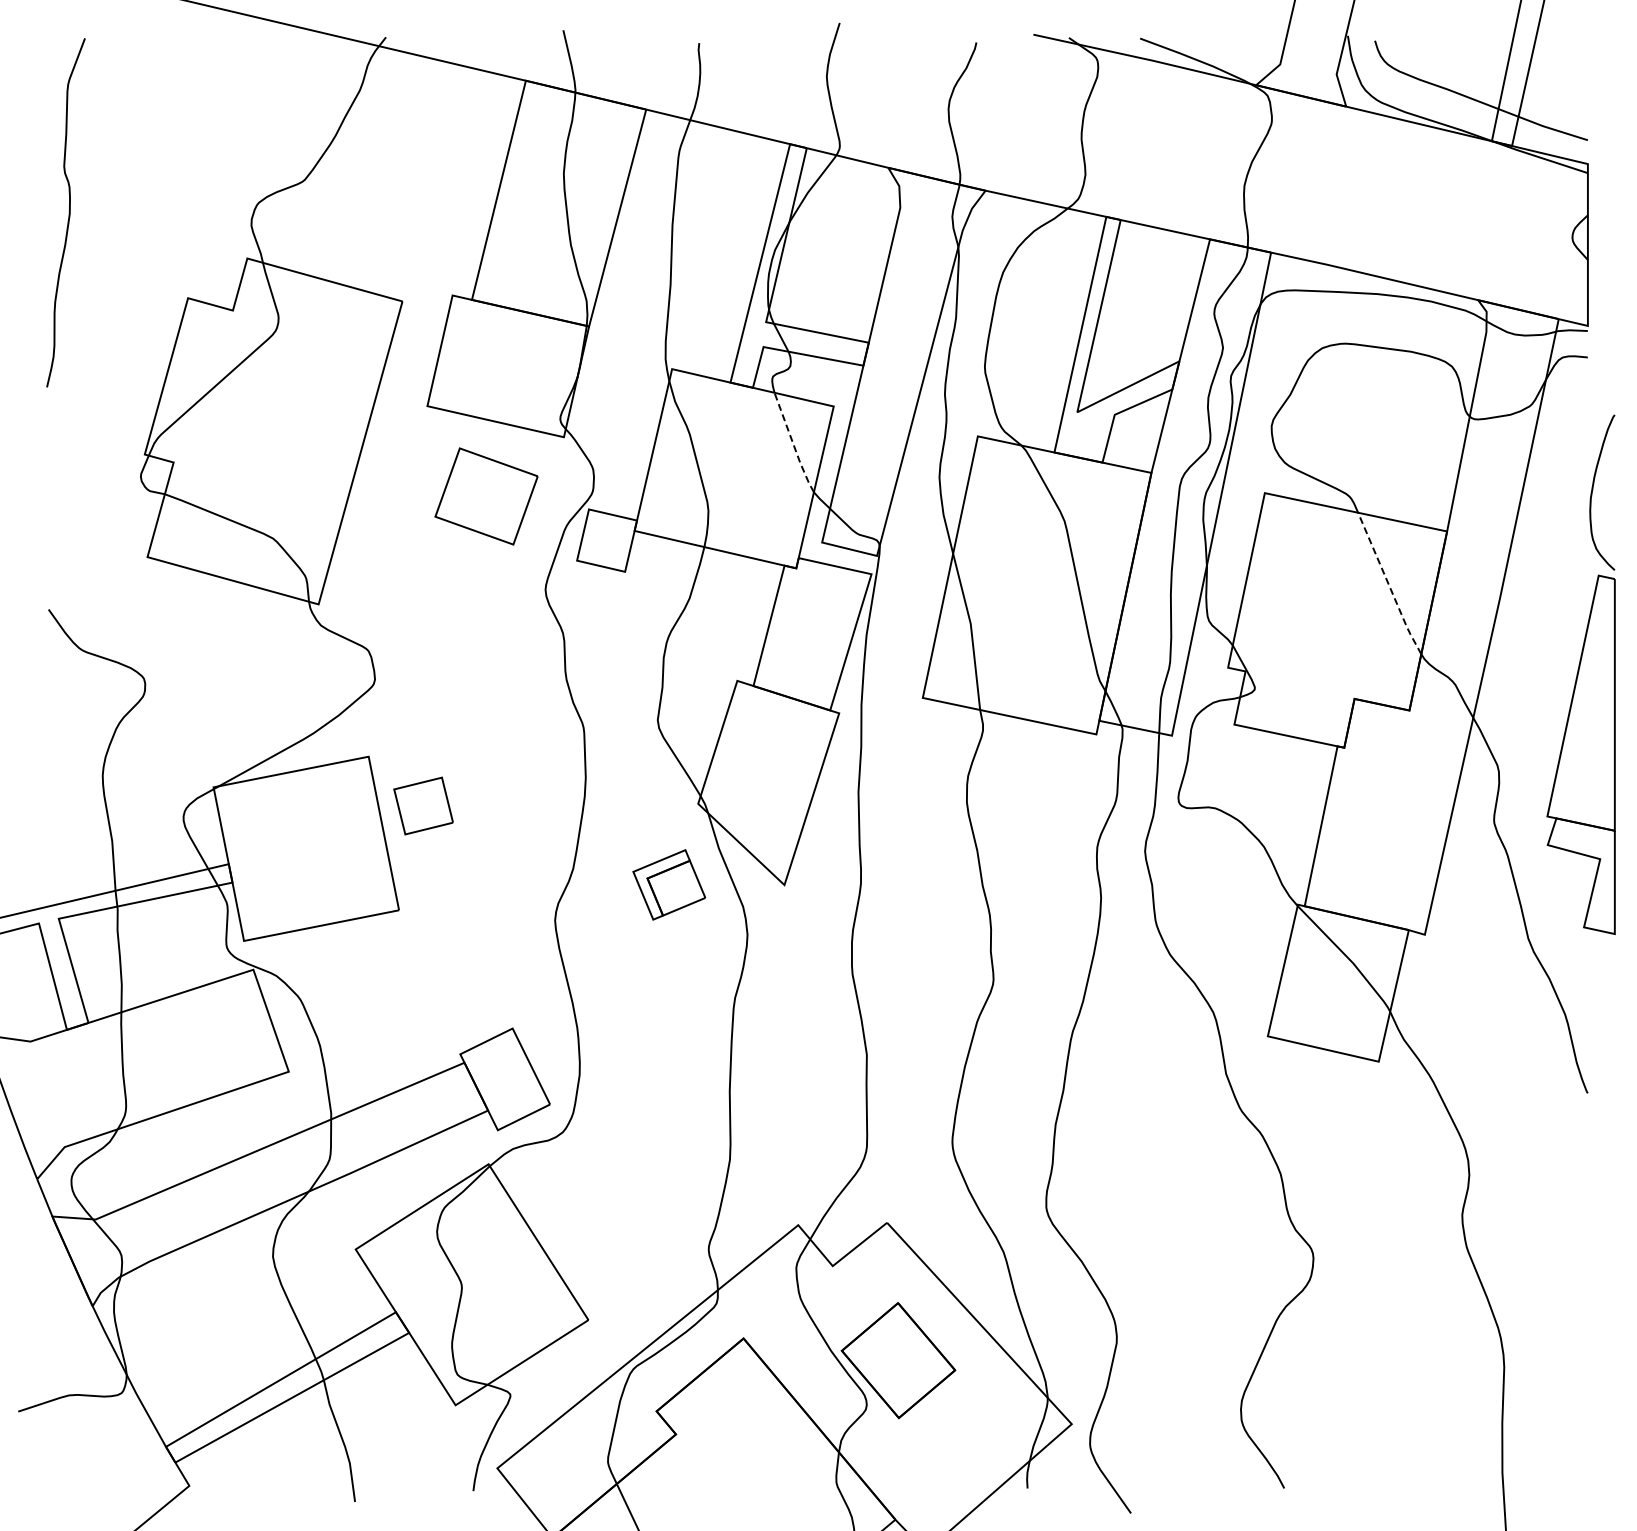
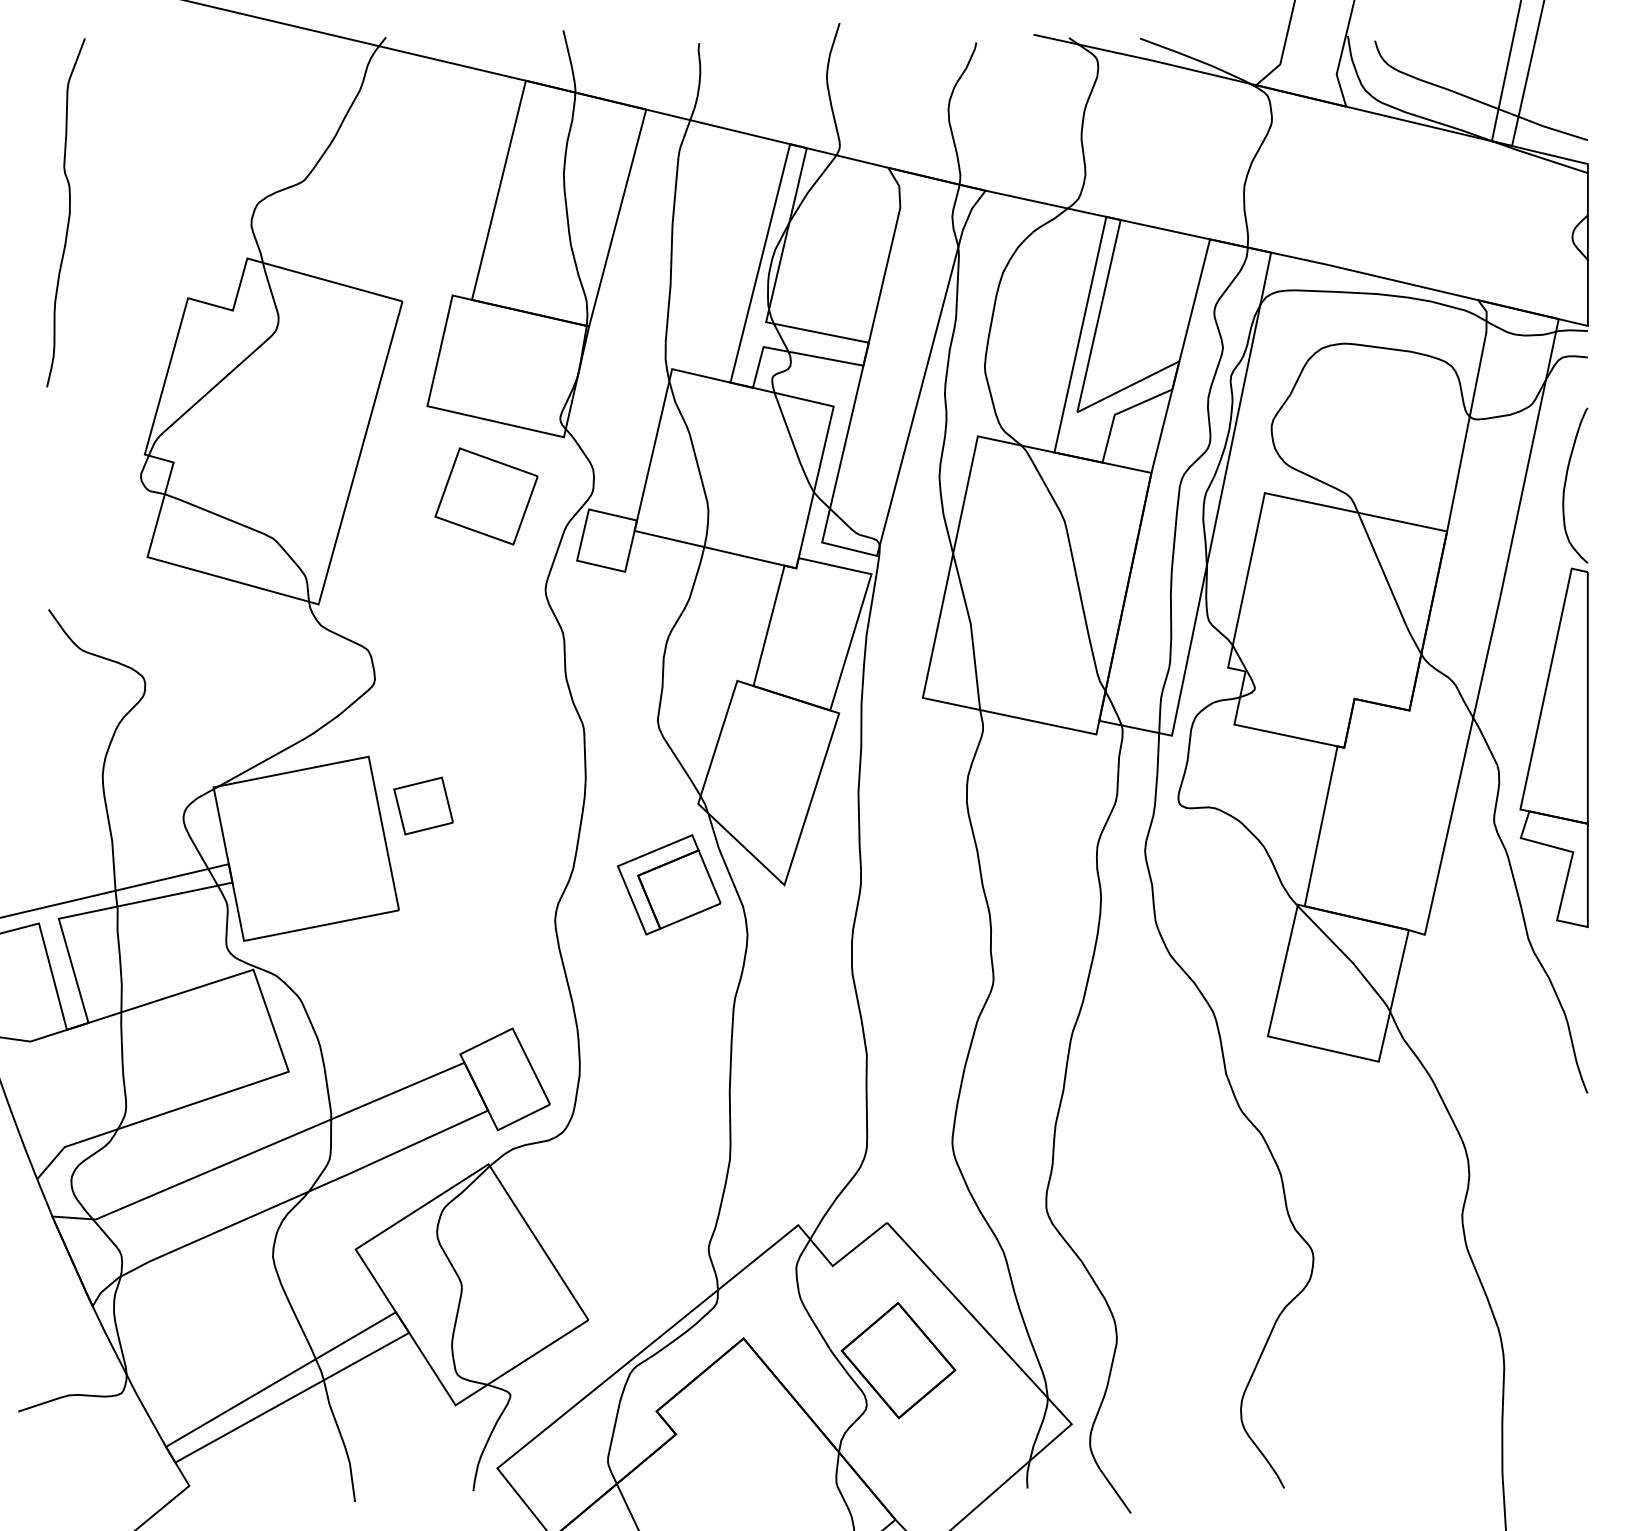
line: dashed -> solid (793, 444)
line: dashed -> solid (1389, 585)
part position: (1580, 674) -> (1553, 667) (1553, 667)
part size: 75x72 px -> 105x102 px (669, 884)
